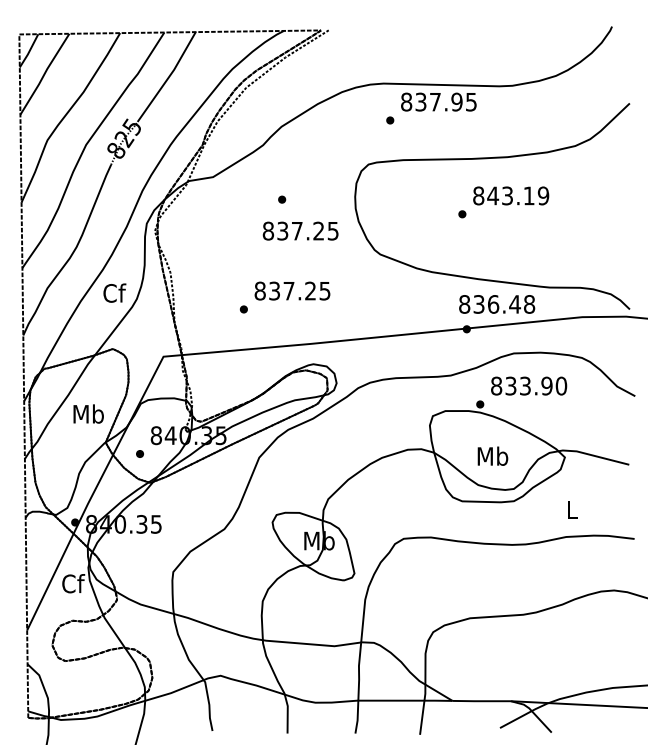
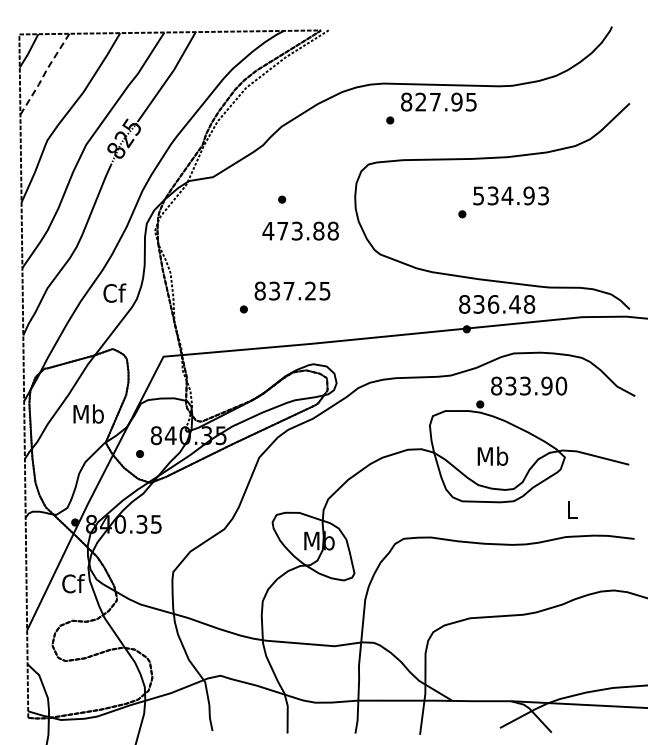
line: solid -> dashed (44, 74)
text: 837.95 -> 827.95 (420, 102)
text: 843.19 -> 534.93 (511, 195)
text: 837.25 -> 473.88 (300, 230)
